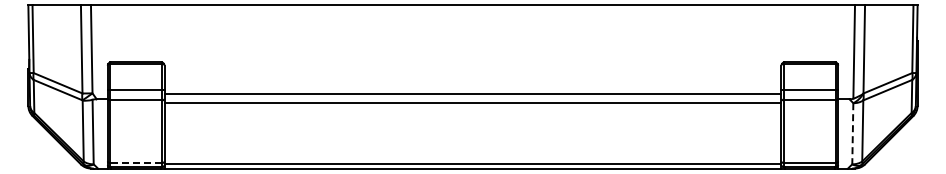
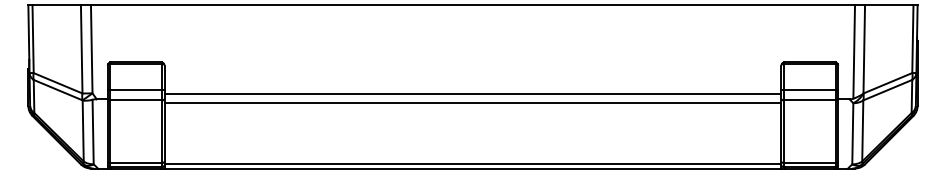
line: dashed -> solid (852, 133)
line: dashed -> solid (135, 162)
